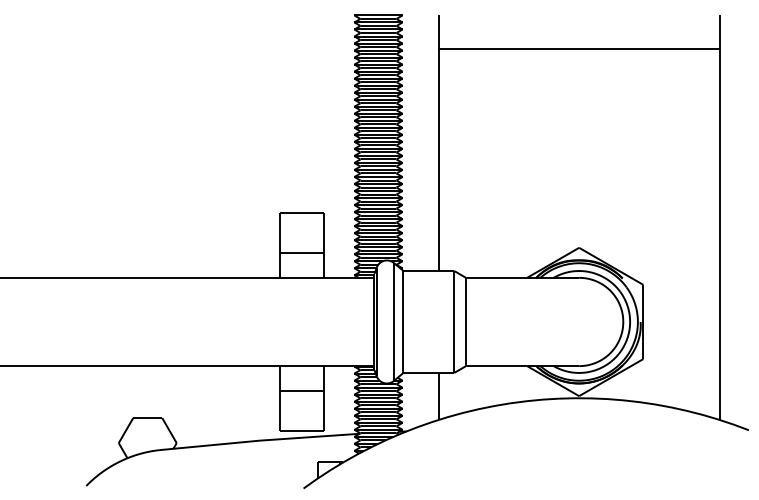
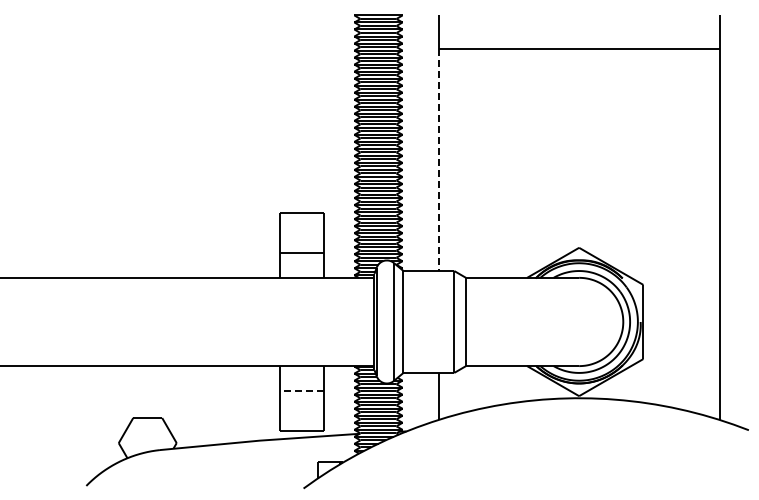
line: solid -> dashed (438, 160)
line: solid -> dashed (301, 390)
